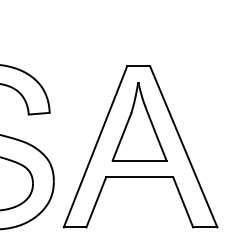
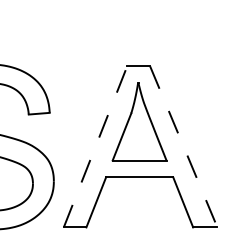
line: solid -> dashed (95, 146)
line: solid -> dashed (183, 147)
